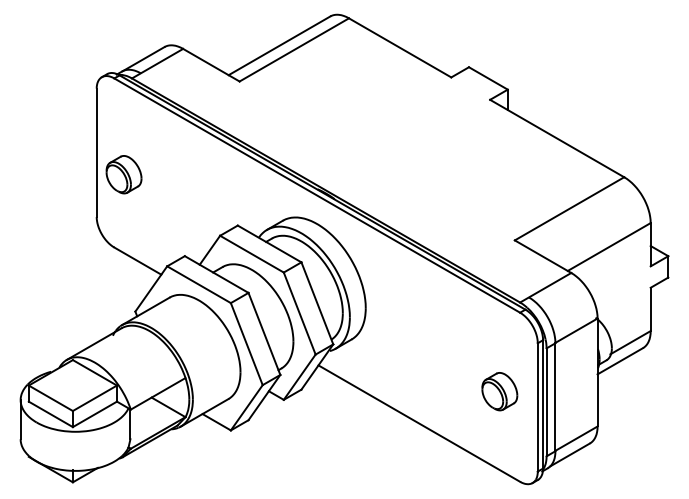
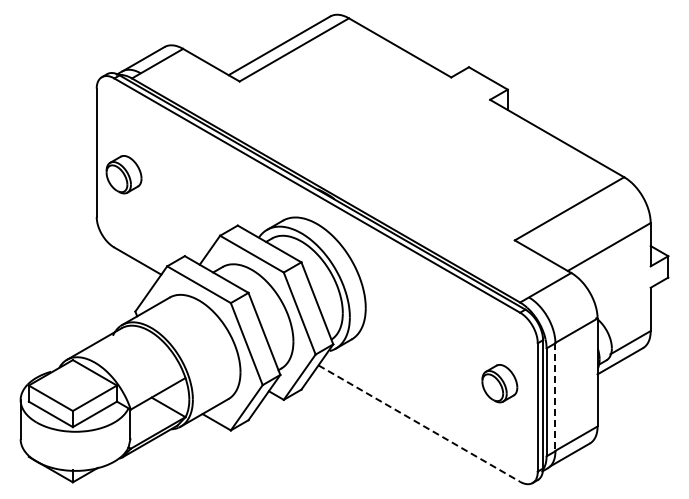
part position: (499, 391) -> (499, 383) (499, 383)
line: solid -> dashed (555, 397)
line: solid -> dashed (419, 423)
